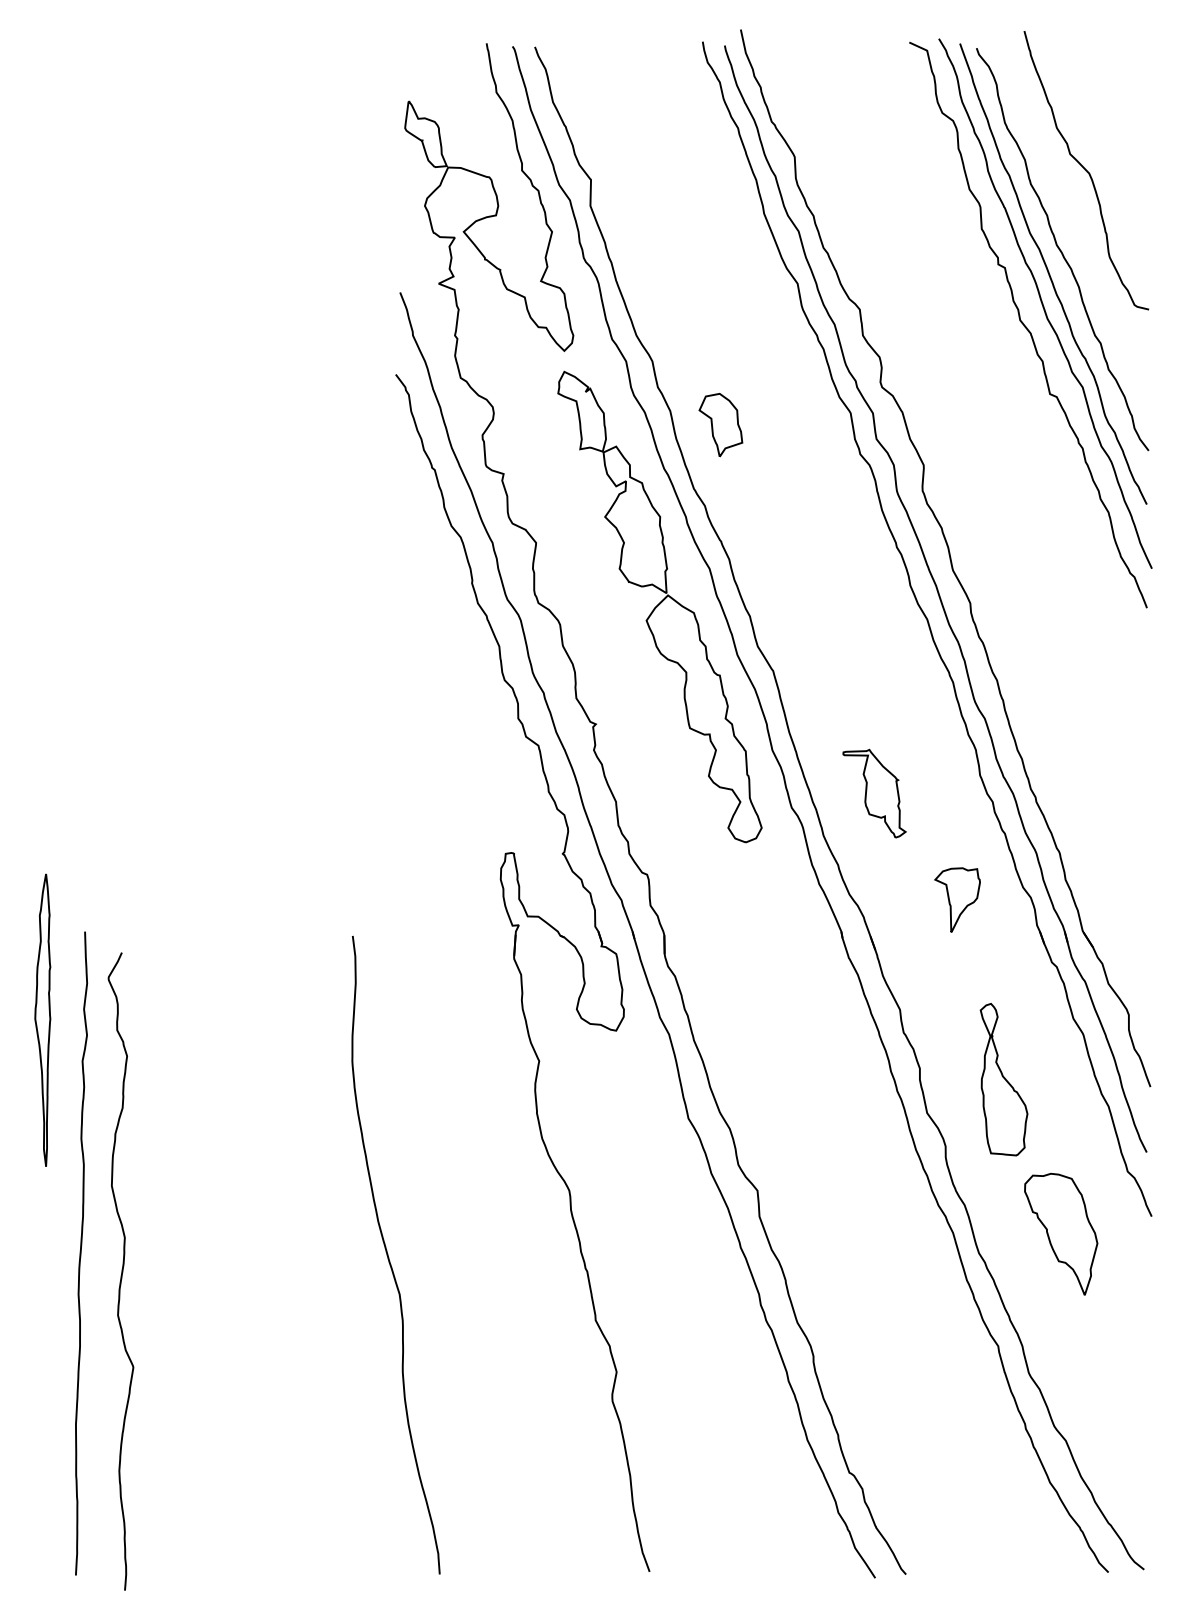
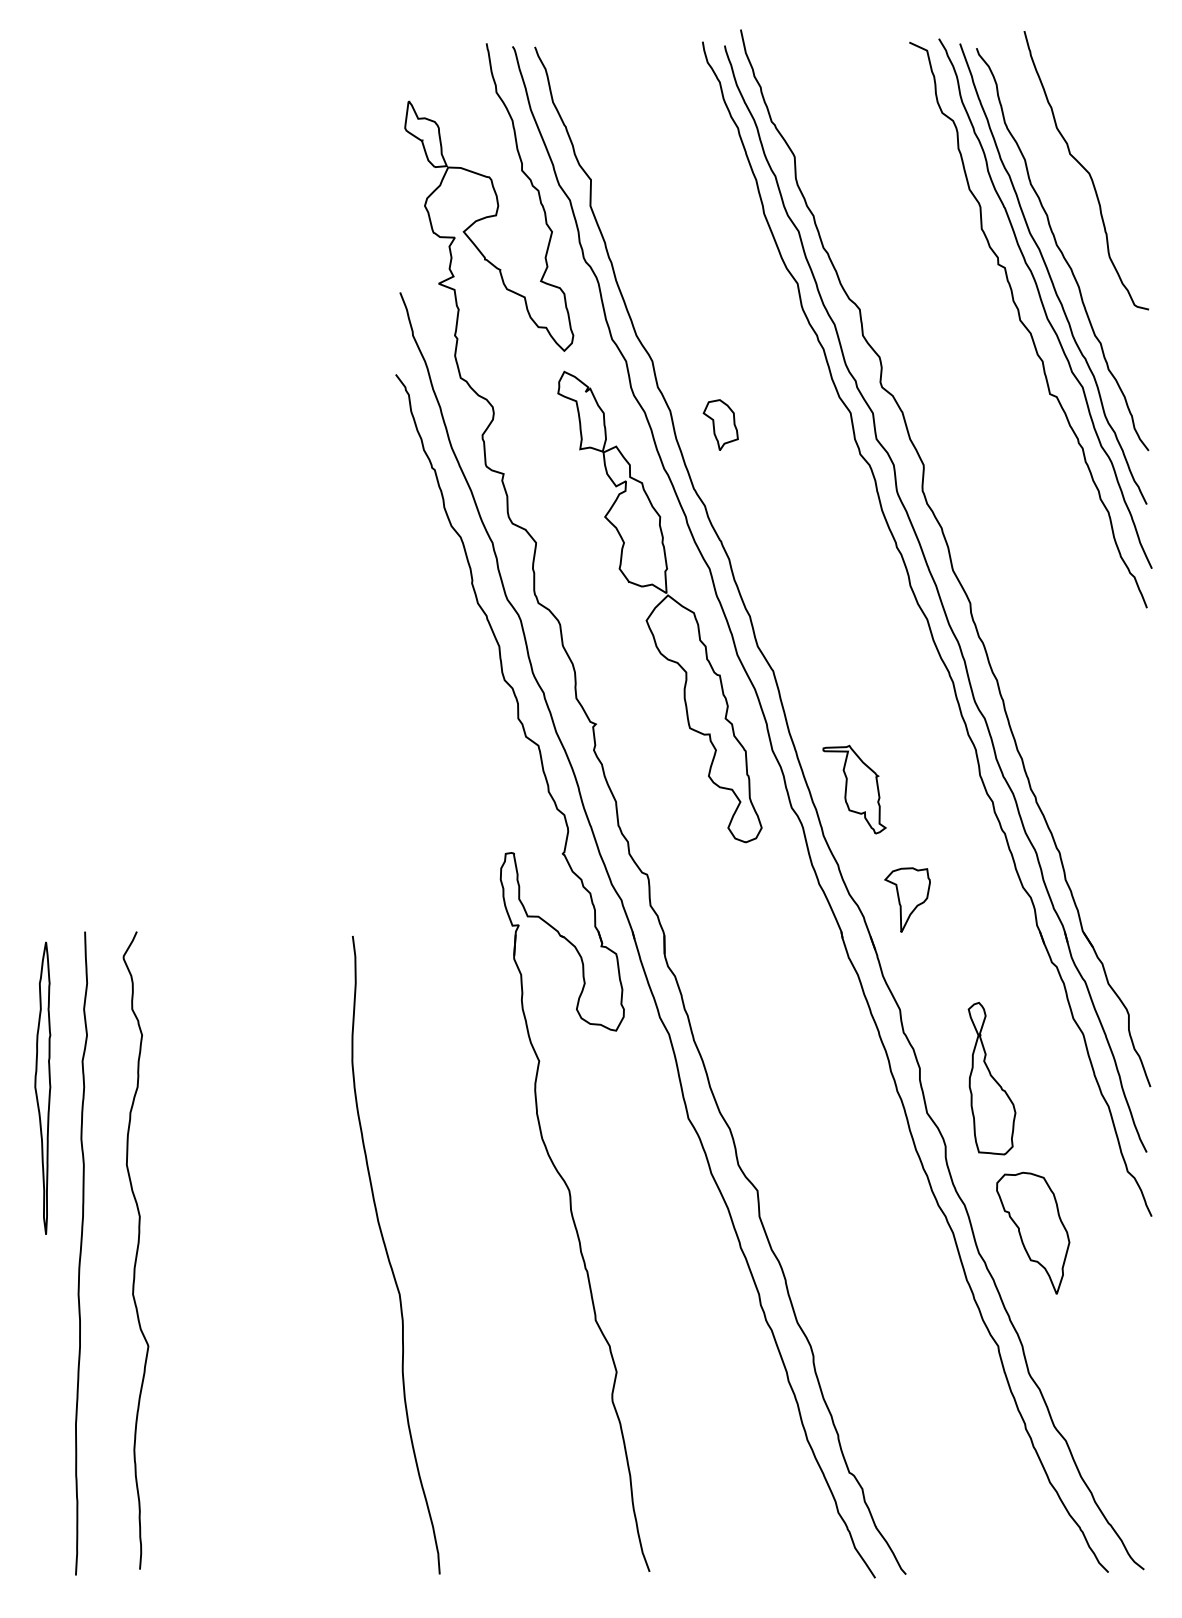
part size: 46x65 px -> 37x52 px (720, 424)
part position: (874, 793) -> (854, 789) (854, 789)
part position: (957, 899) -> (907, 899) (907, 899)
part position: (42, 1019) -> (42, 1087) (42, 1087)
part position: (1003, 1079) -> (991, 1078) (991, 1078)
part position: (1061, 1233) -> (1033, 1232) (1033, 1232)
curve position: (121, 1271) -> (136, 1250) (136, 1250)
